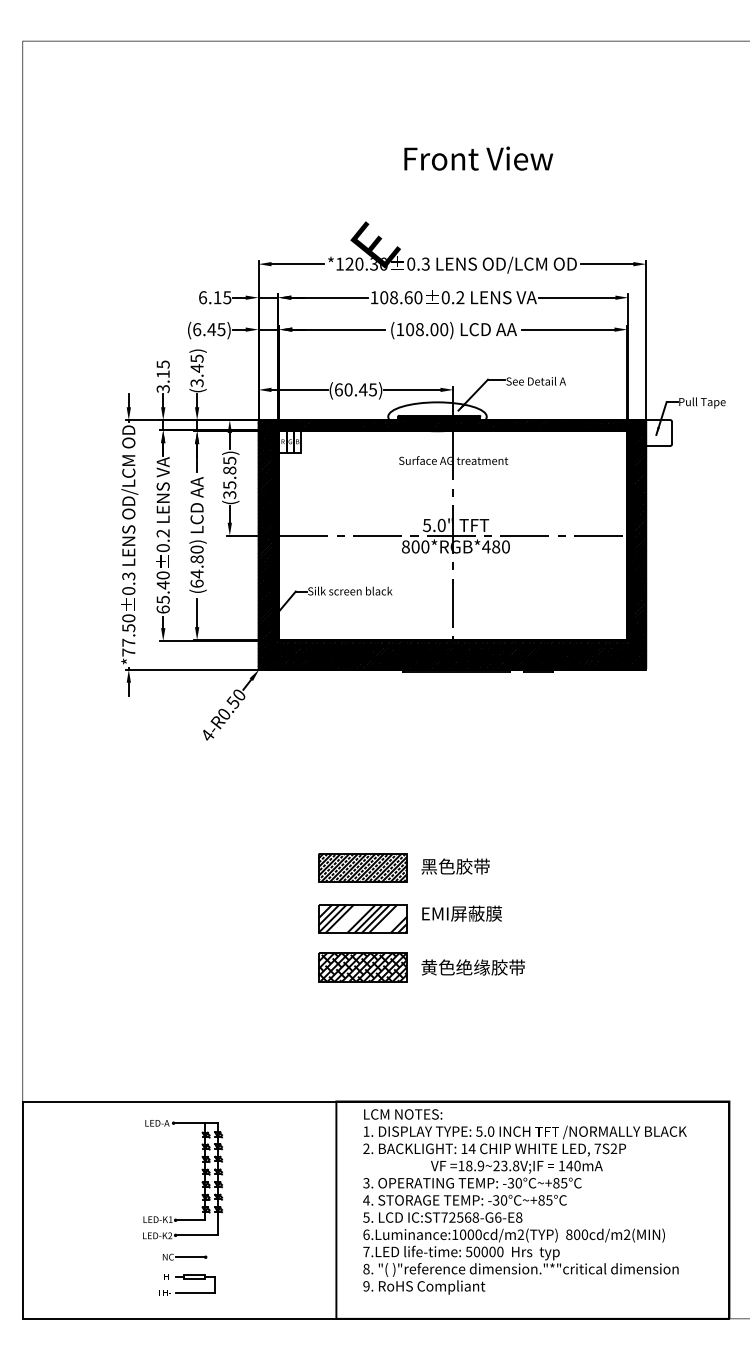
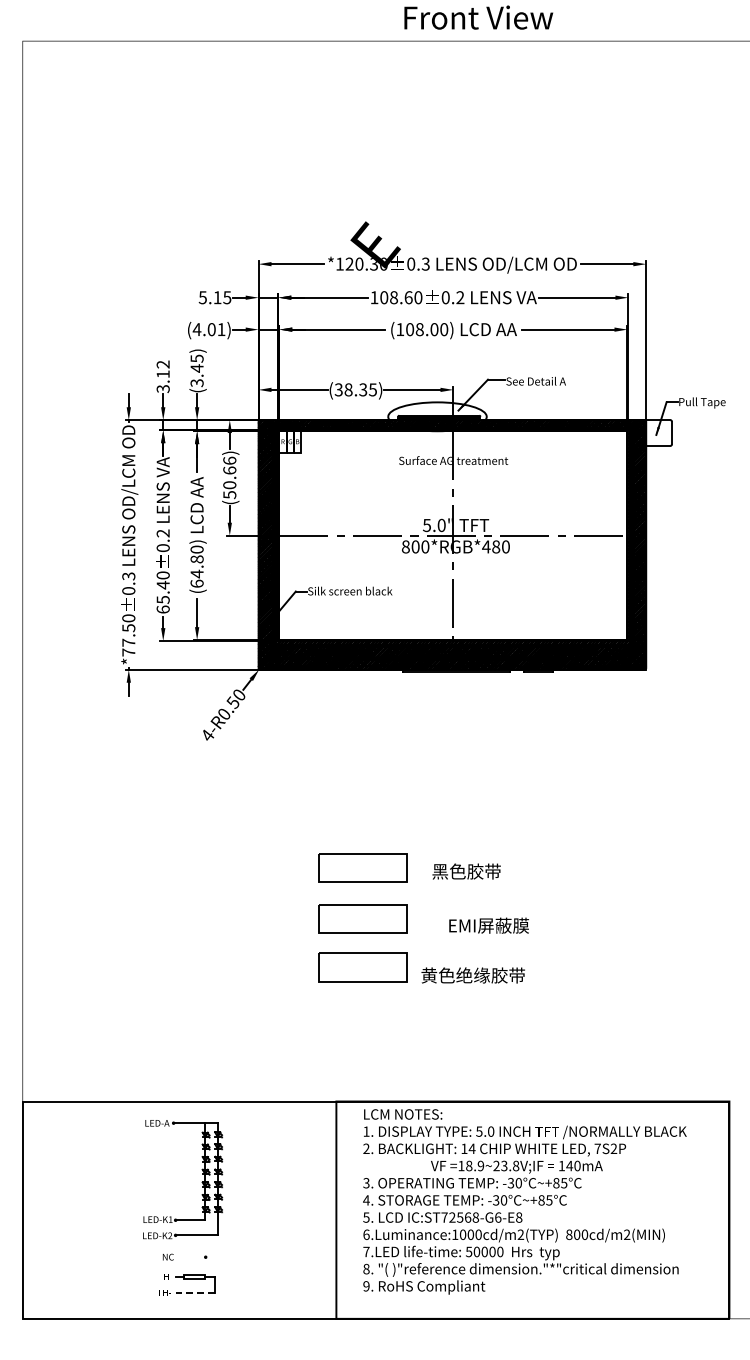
text position: (478, 158) -> (478, 17) (478, 17)
text: 6.15 -> 5.15 (202, 297)
text: (6.45) -> (4.01) (208, 329)
text: 3.15 -> 3.12 (162, 364)
text: (60.45) -> (38.35) (350, 389)
text: (35.85) -> (50.66) (229, 477)
text position: (455, 866) -> (466, 871) (466, 871)
hatch: present -> none (362, 867)
text position: (461, 913) -> (488, 925) (488, 925)
hatch: present -> none (362, 918)
hatch: present -> none (362, 967)
text position: (472, 967) -> (472, 975) (472, 975)
line: present -> none (189, 1257)
line: solid -> dashed (195, 1292)
